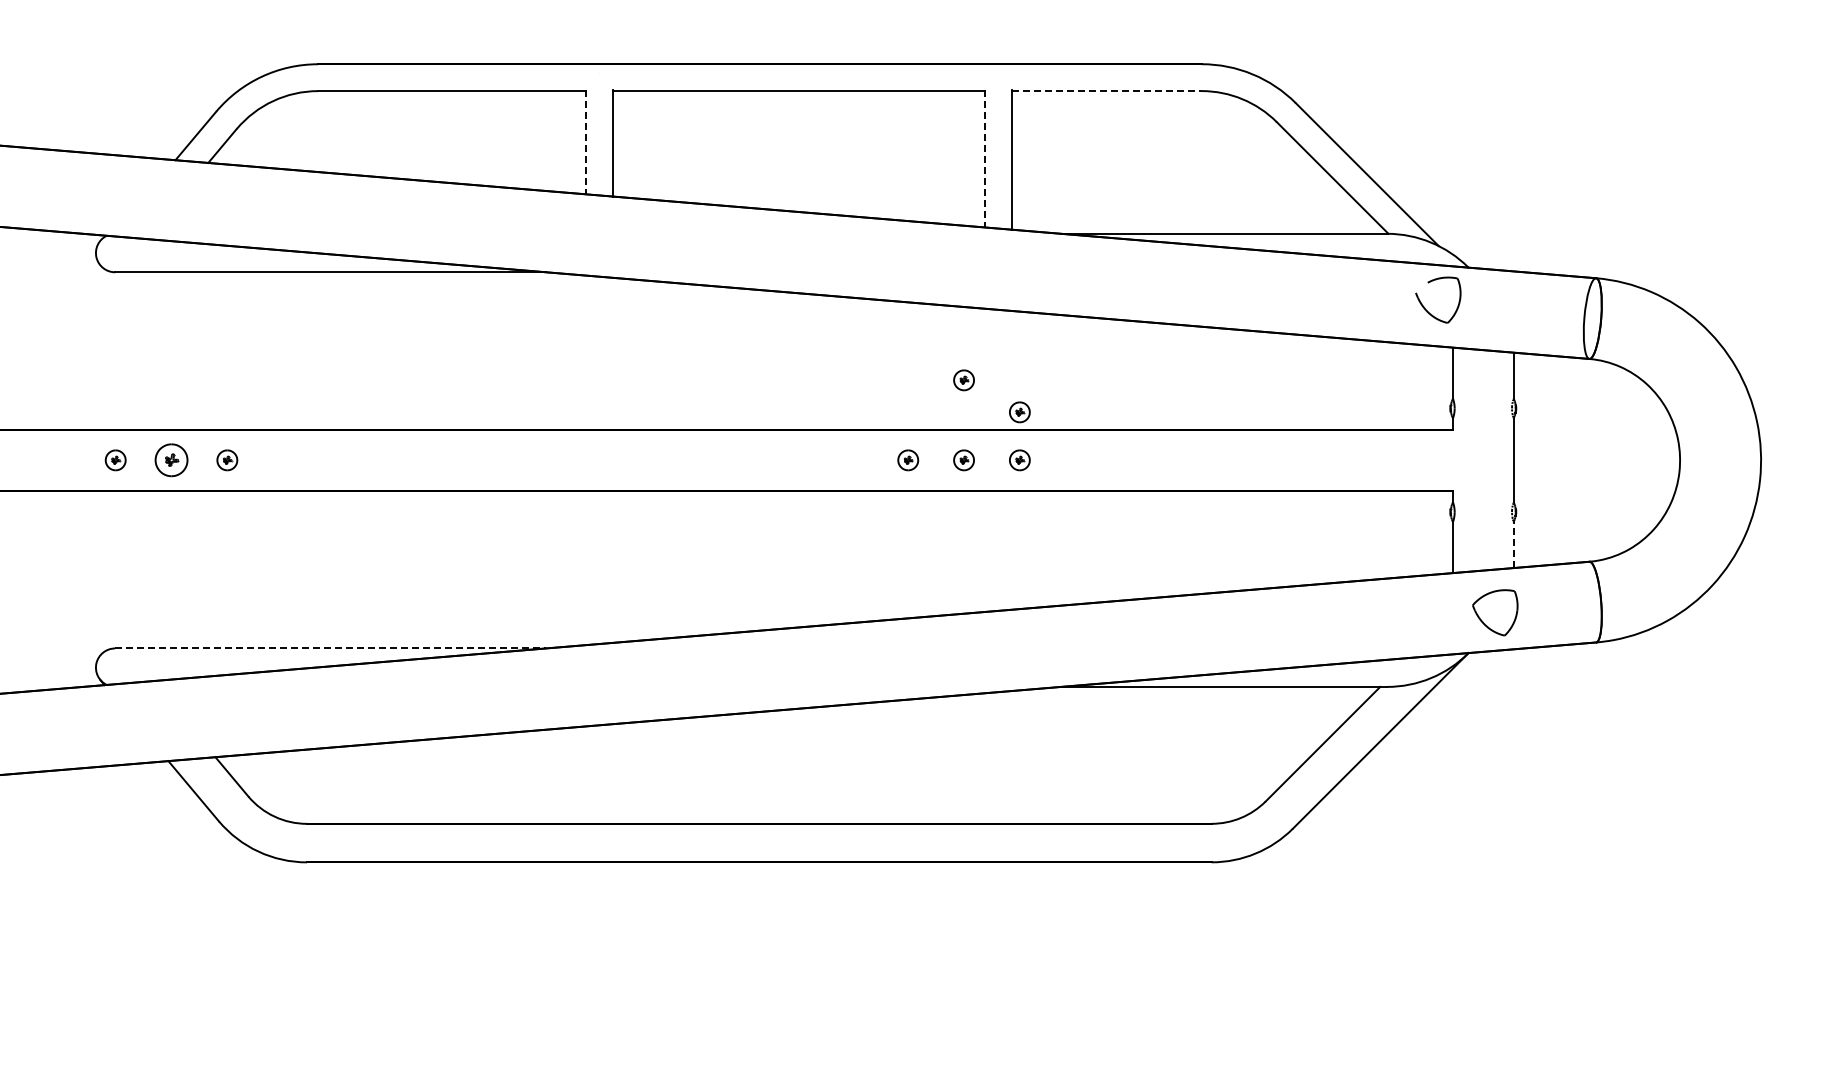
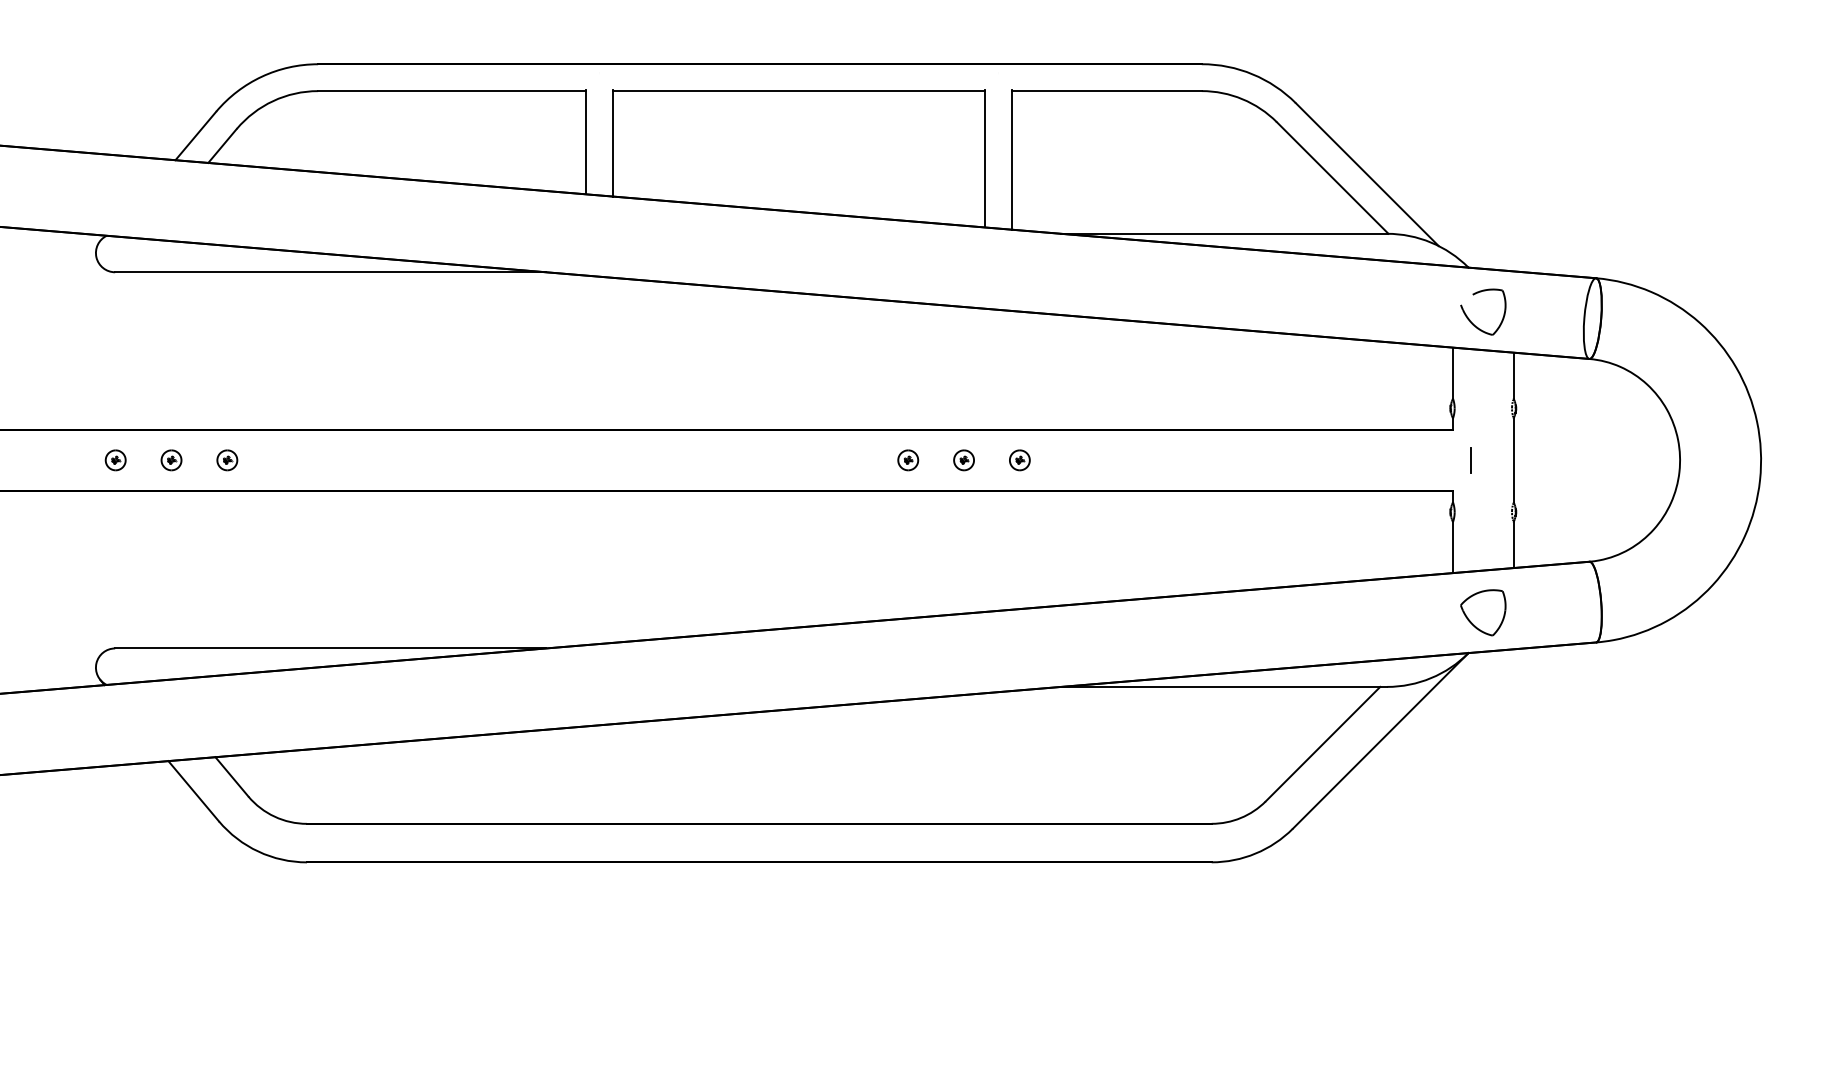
line: dashed -> solid (1106, 91)
line: dashed -> solid (586, 142)
line: dashed -> solid (985, 158)
part position: (1427, 310) -> (1472, 322) (1472, 322)
part: present -> none (963, 380)
part: present -> none (1019, 412)
part size: 35x35 px -> 23x23 px (171, 460)
line: none -> present (1470, 460)
line: dashed -> solid (1513, 545)
part position: (1495, 612) -> (1483, 612) (1483, 612)
line: dashed -> solid (330, 648)
